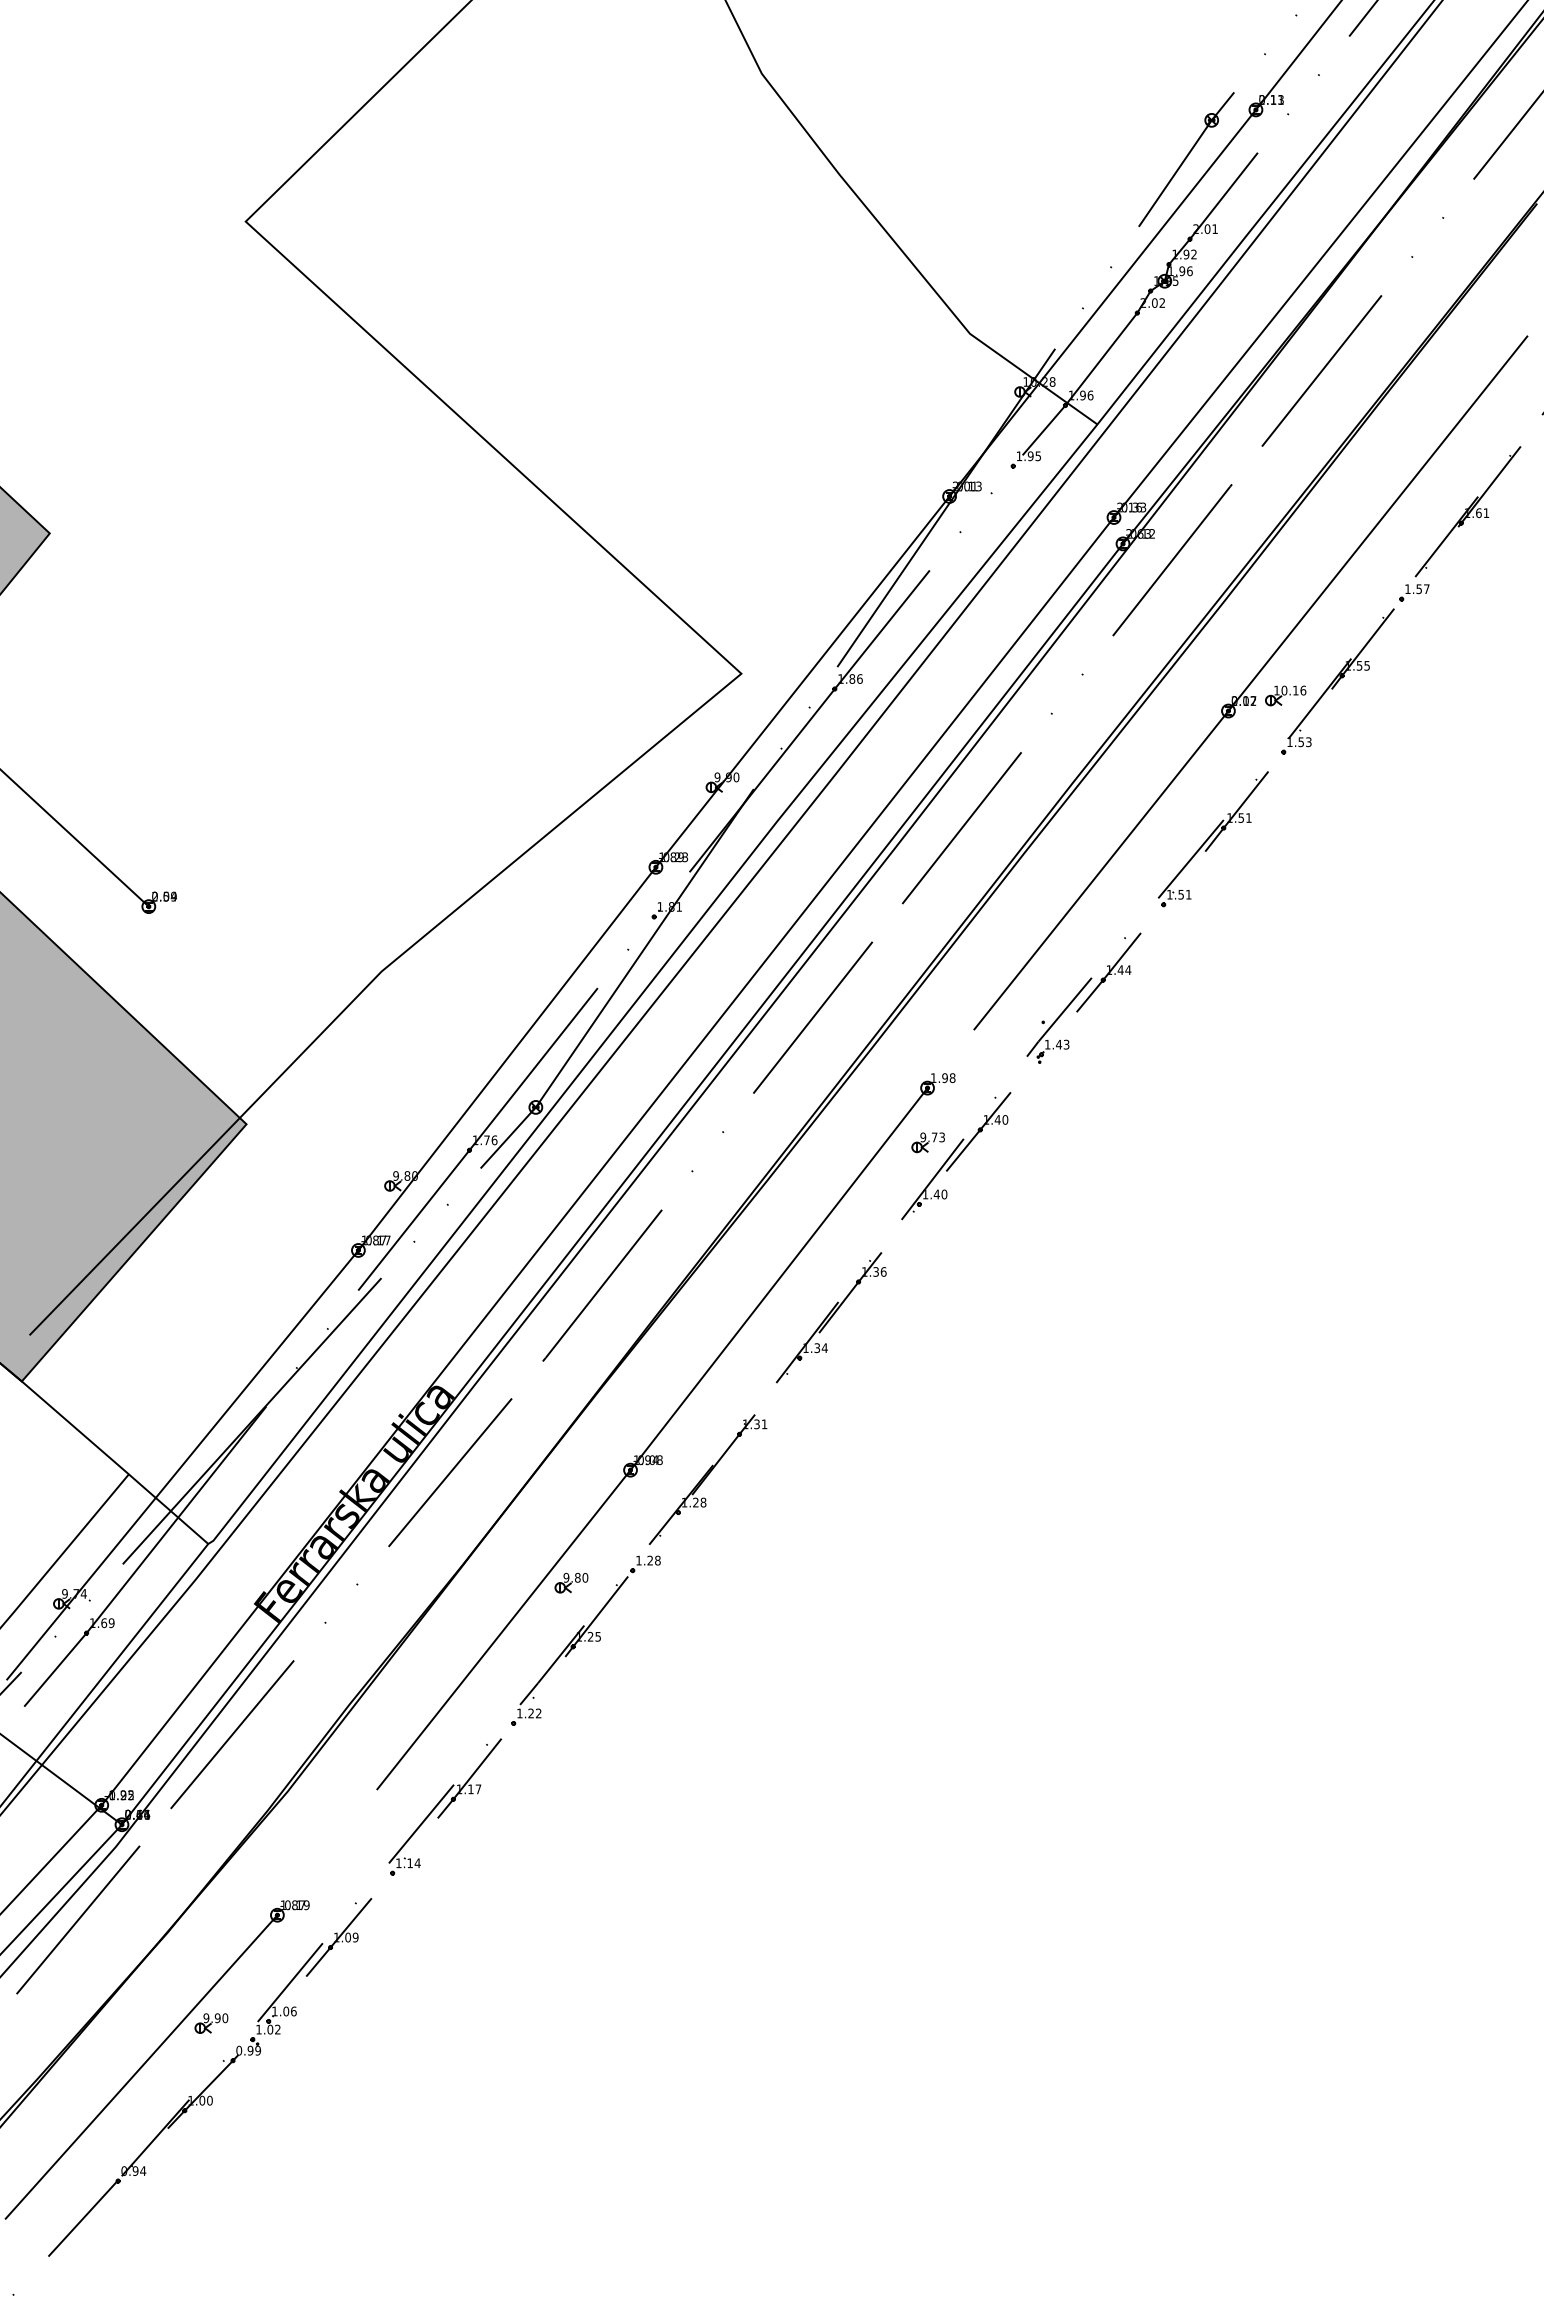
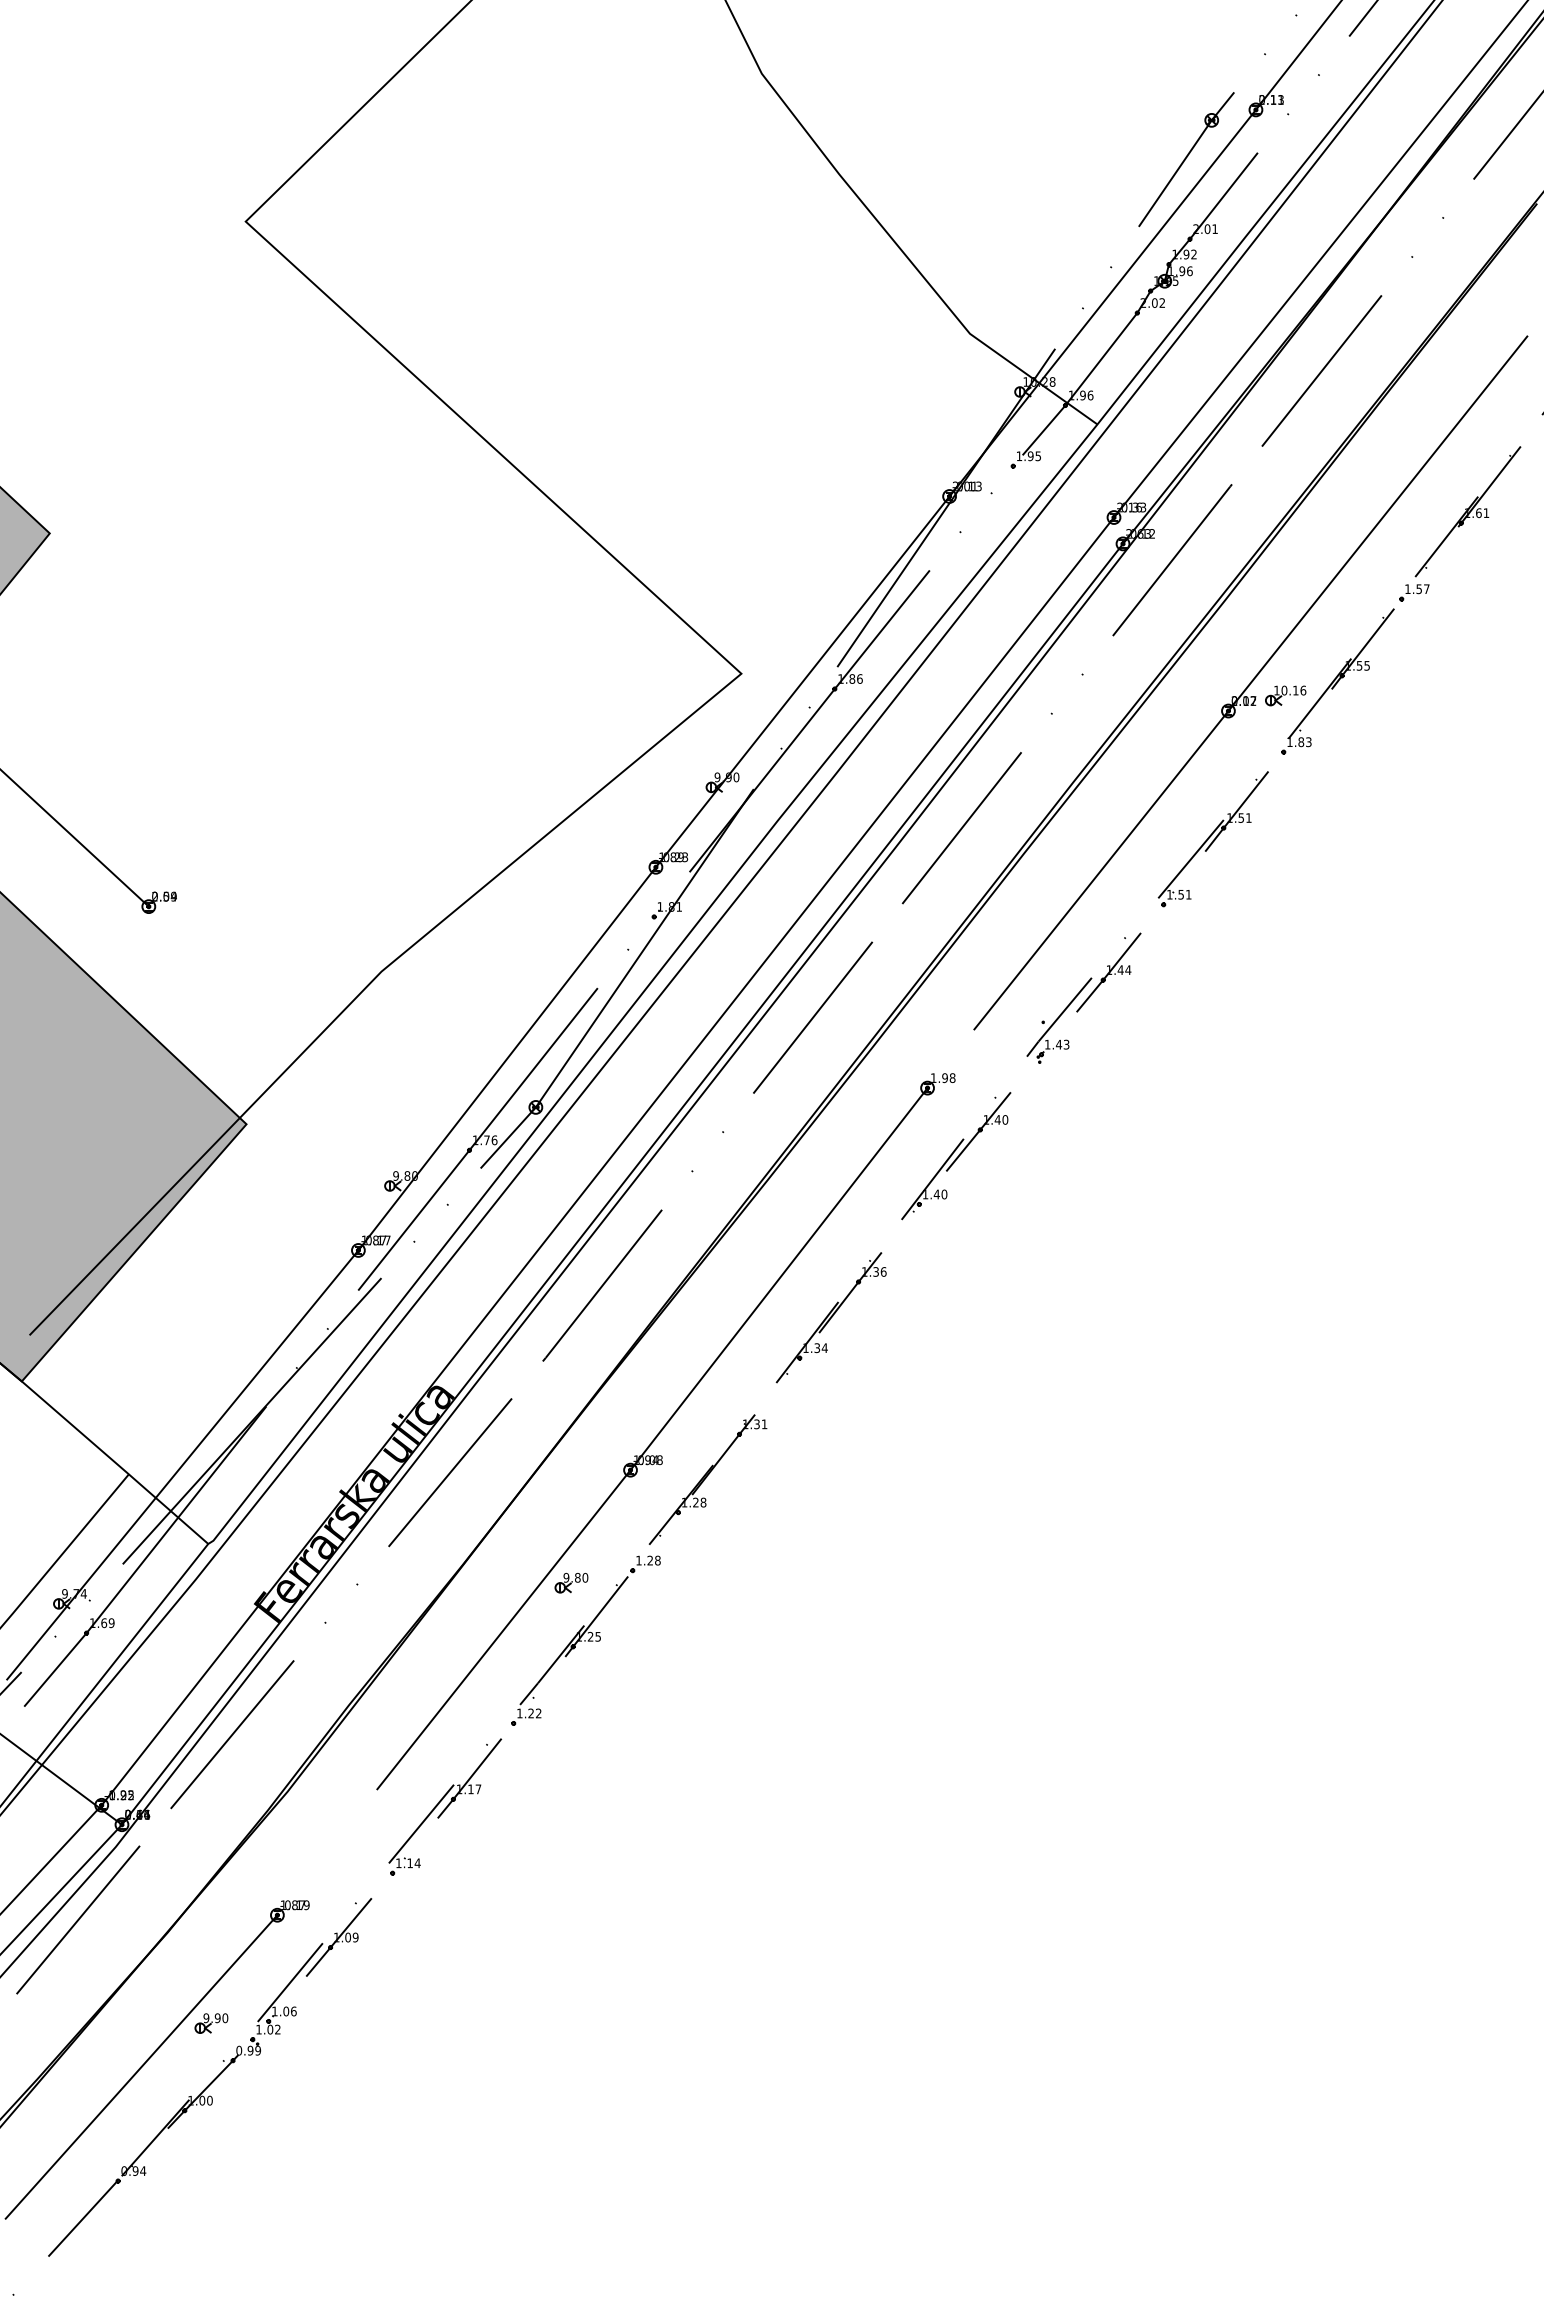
text: 1.53 -> 1.83 (1301, 742)
part: present -> none (927, 1142)
